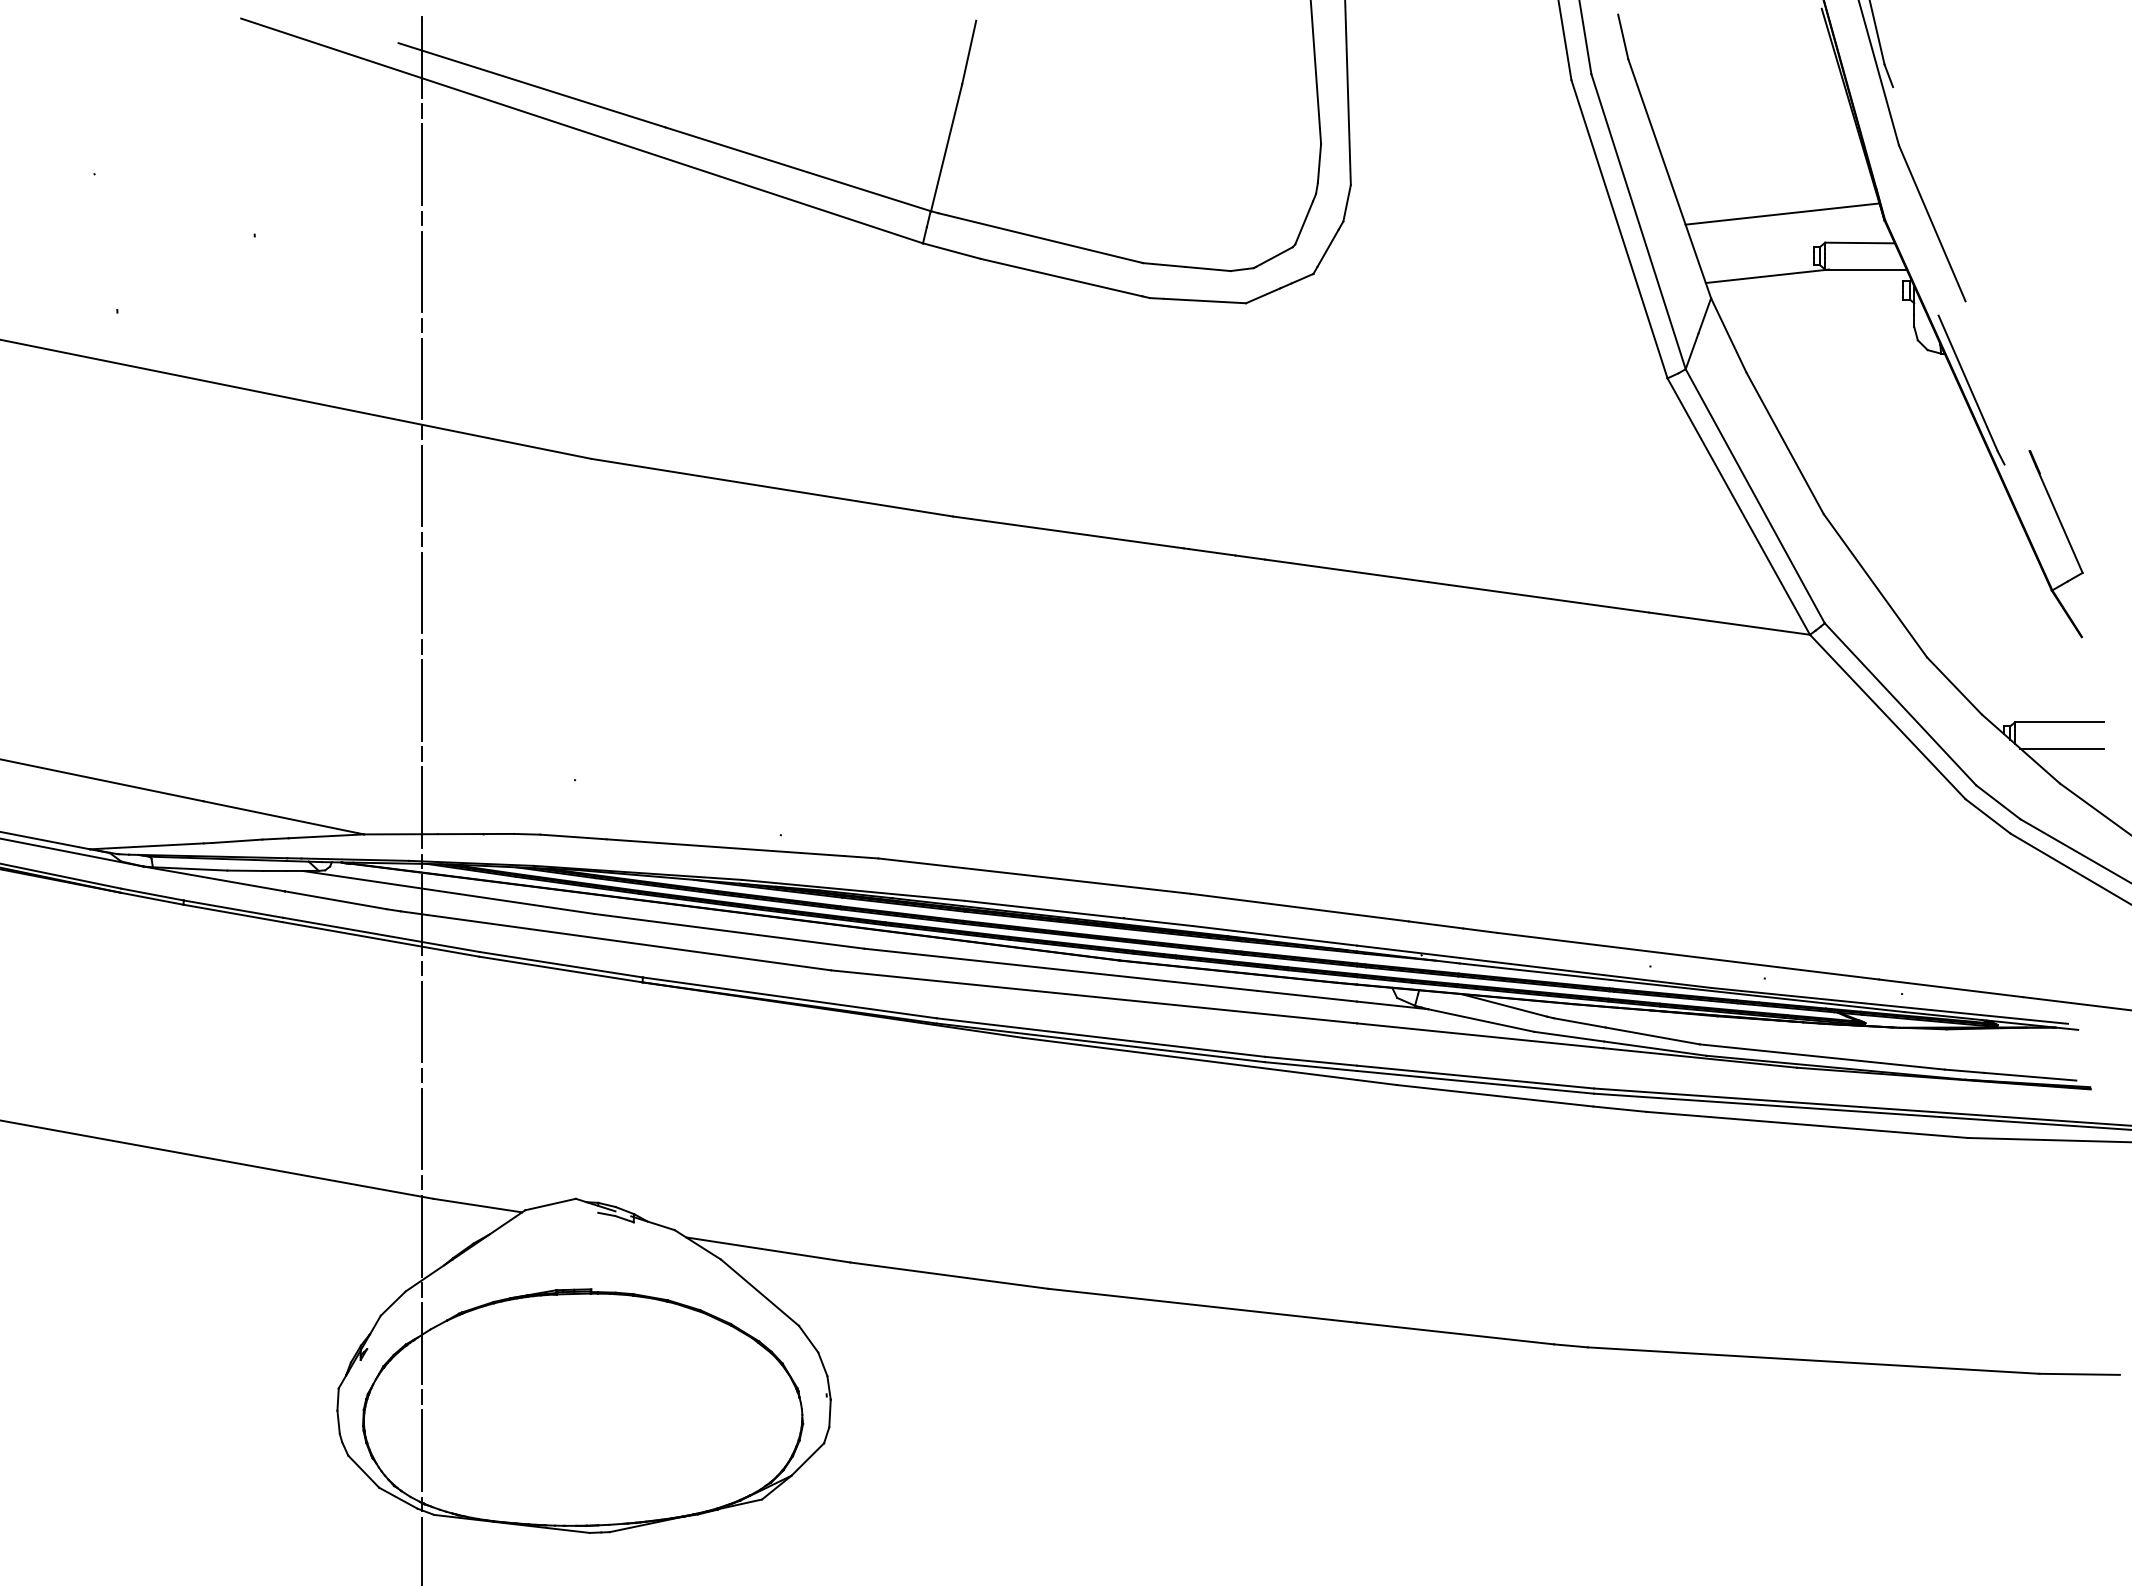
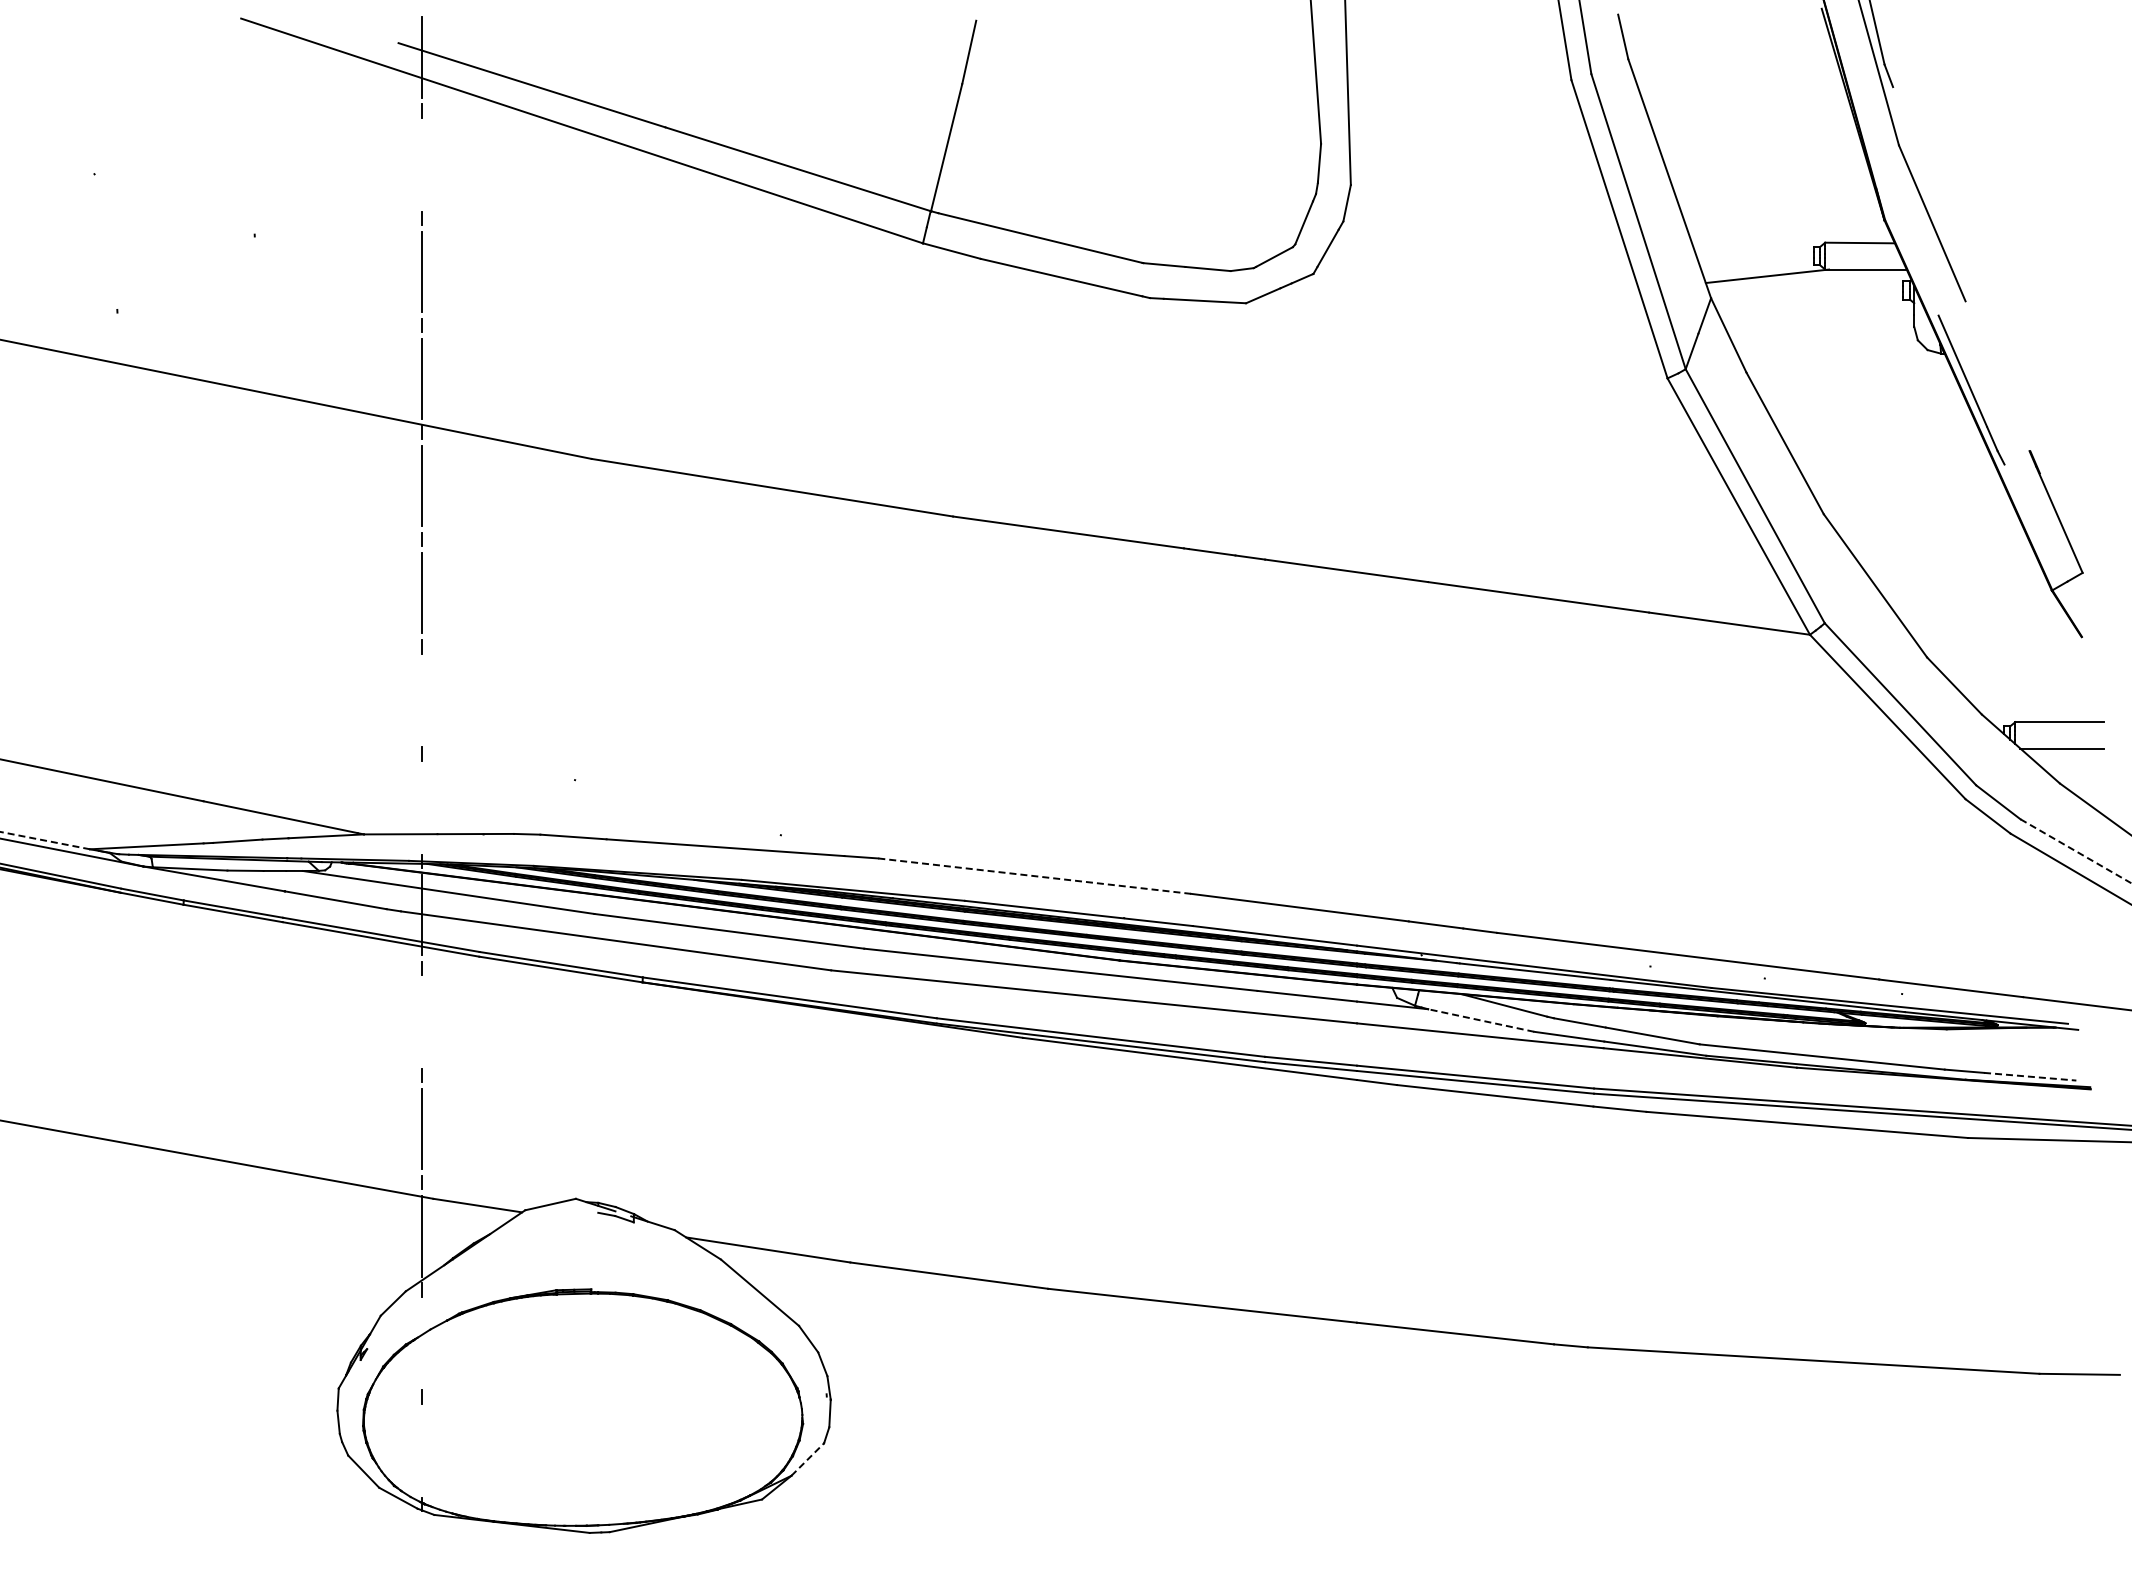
line: present -> none (422, 164)
line: present -> none (1782, 213)
line: present -> none (422, 700)
line: present -> none (422, 807)
line: solid -> dashed (45, 840)
line: solid -> dashed (2075, 851)
line: solid -> dashed (1035, 876)
line: solid -> dashed (1480, 1020)
line: present -> none (422, 1021)
line: solid -> dashed (2030, 1076)
line: present -> none (422, 1343)
line: present -> none (422, 1450)
line: solid -> dashed (808, 1459)
line: present -> none (422, 1549)
